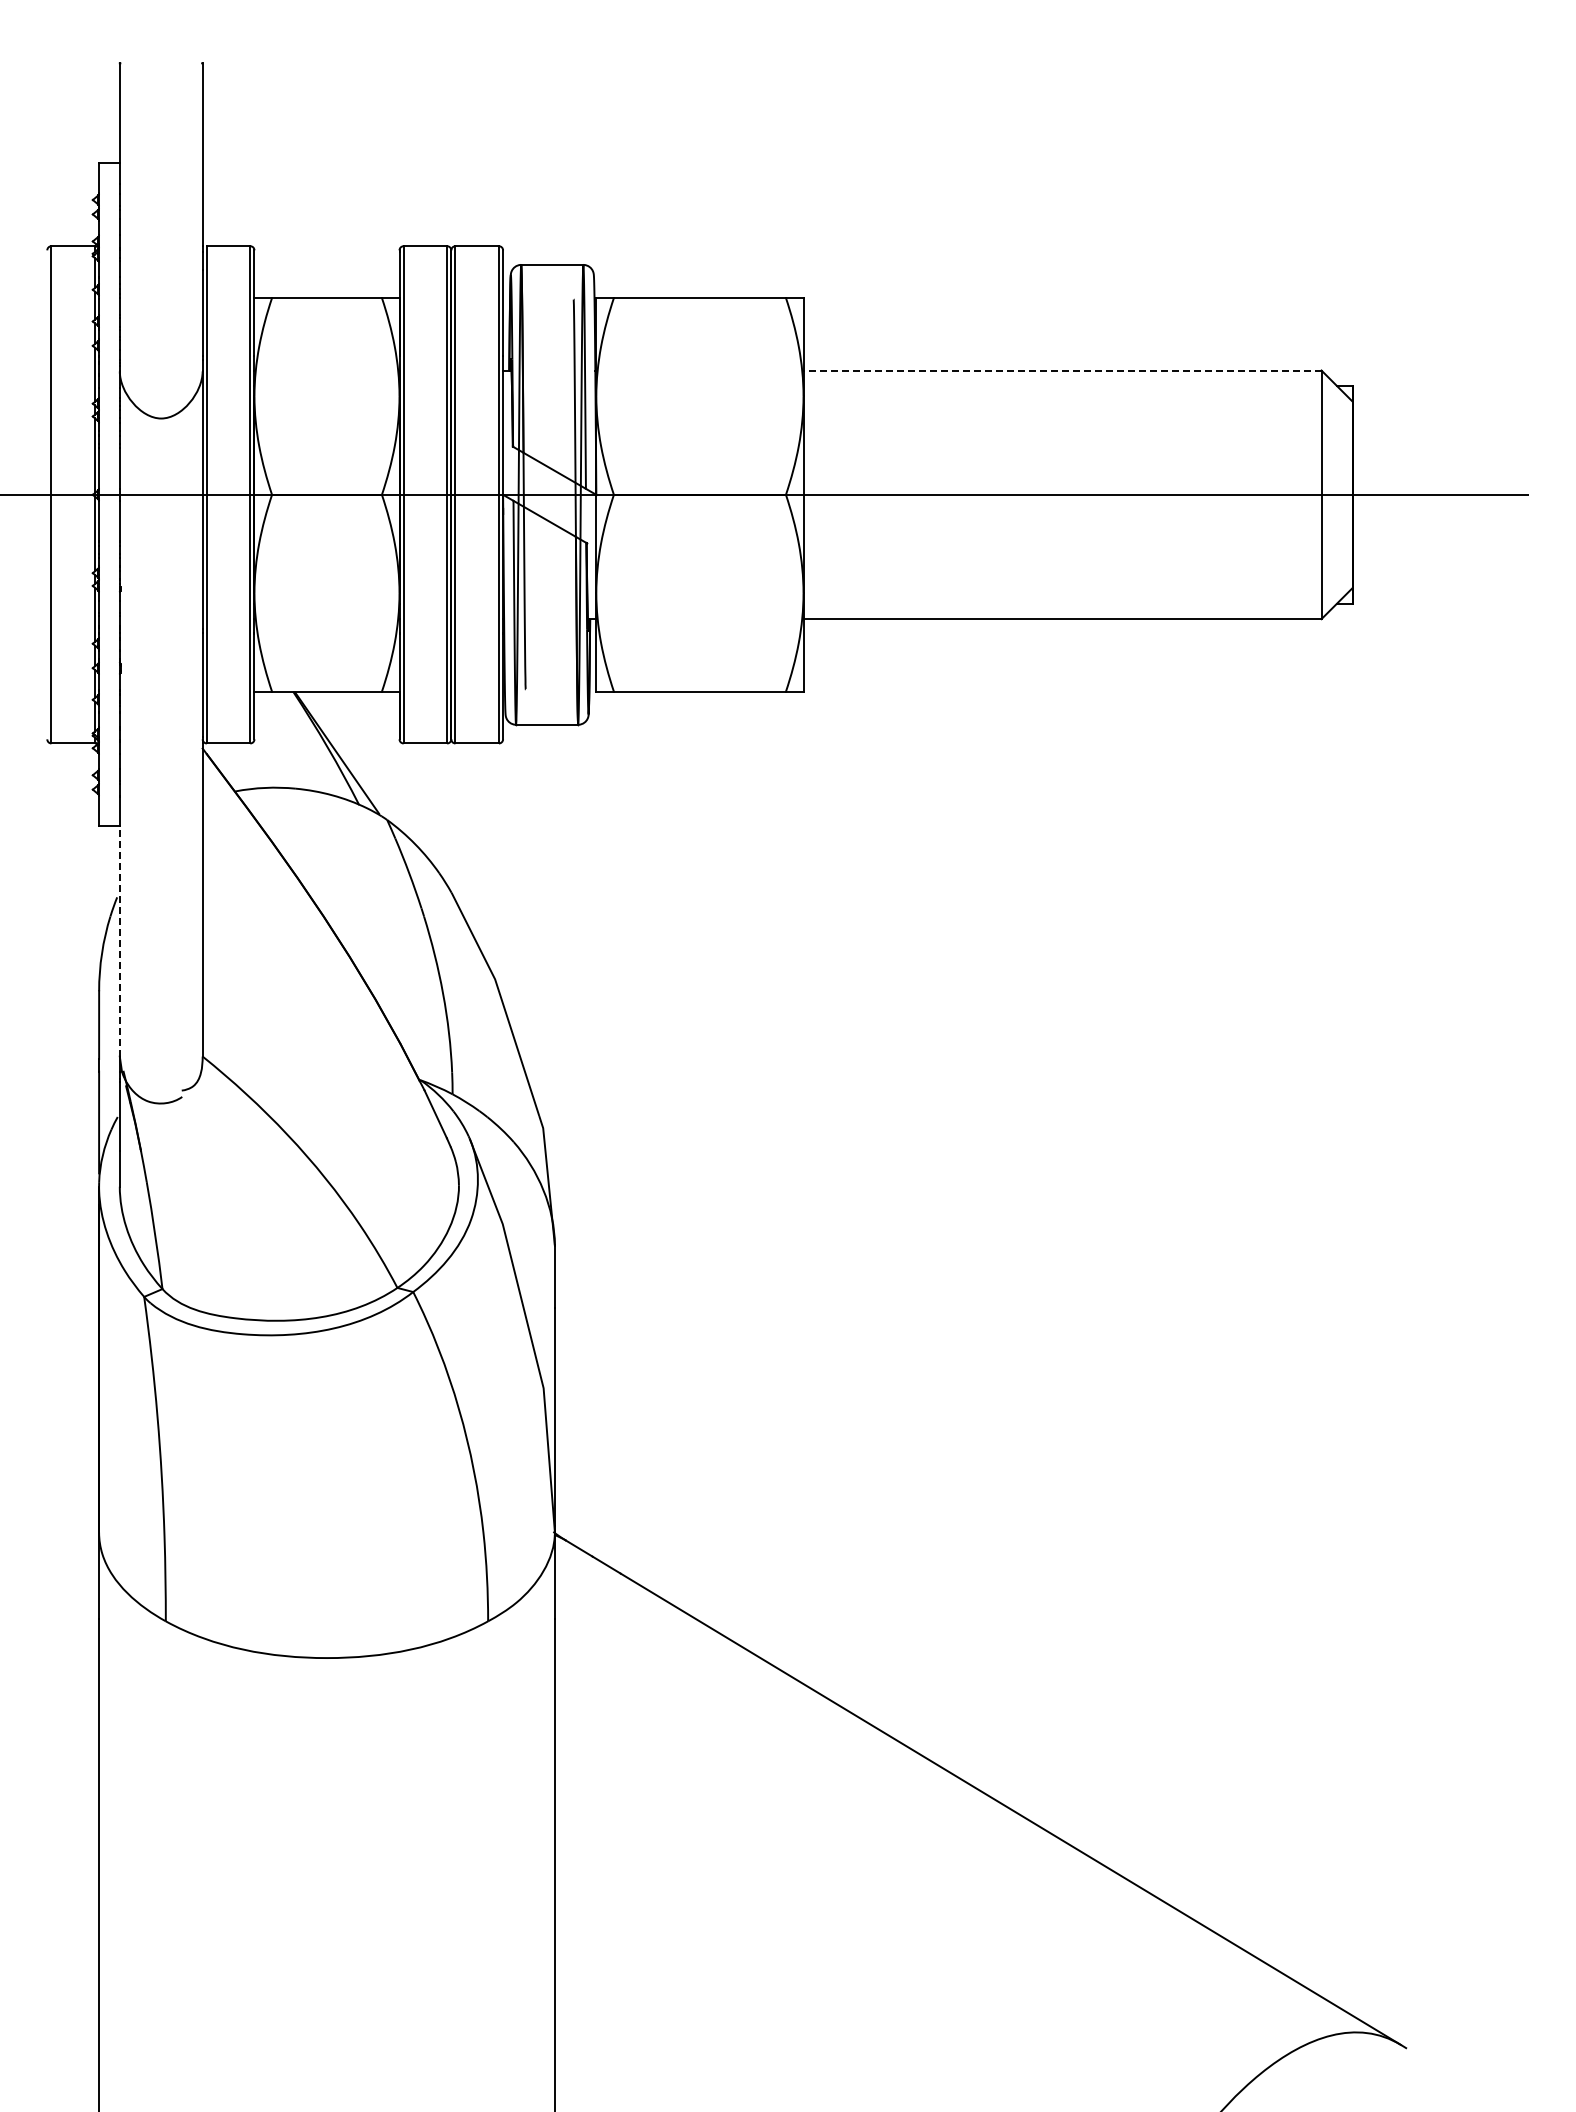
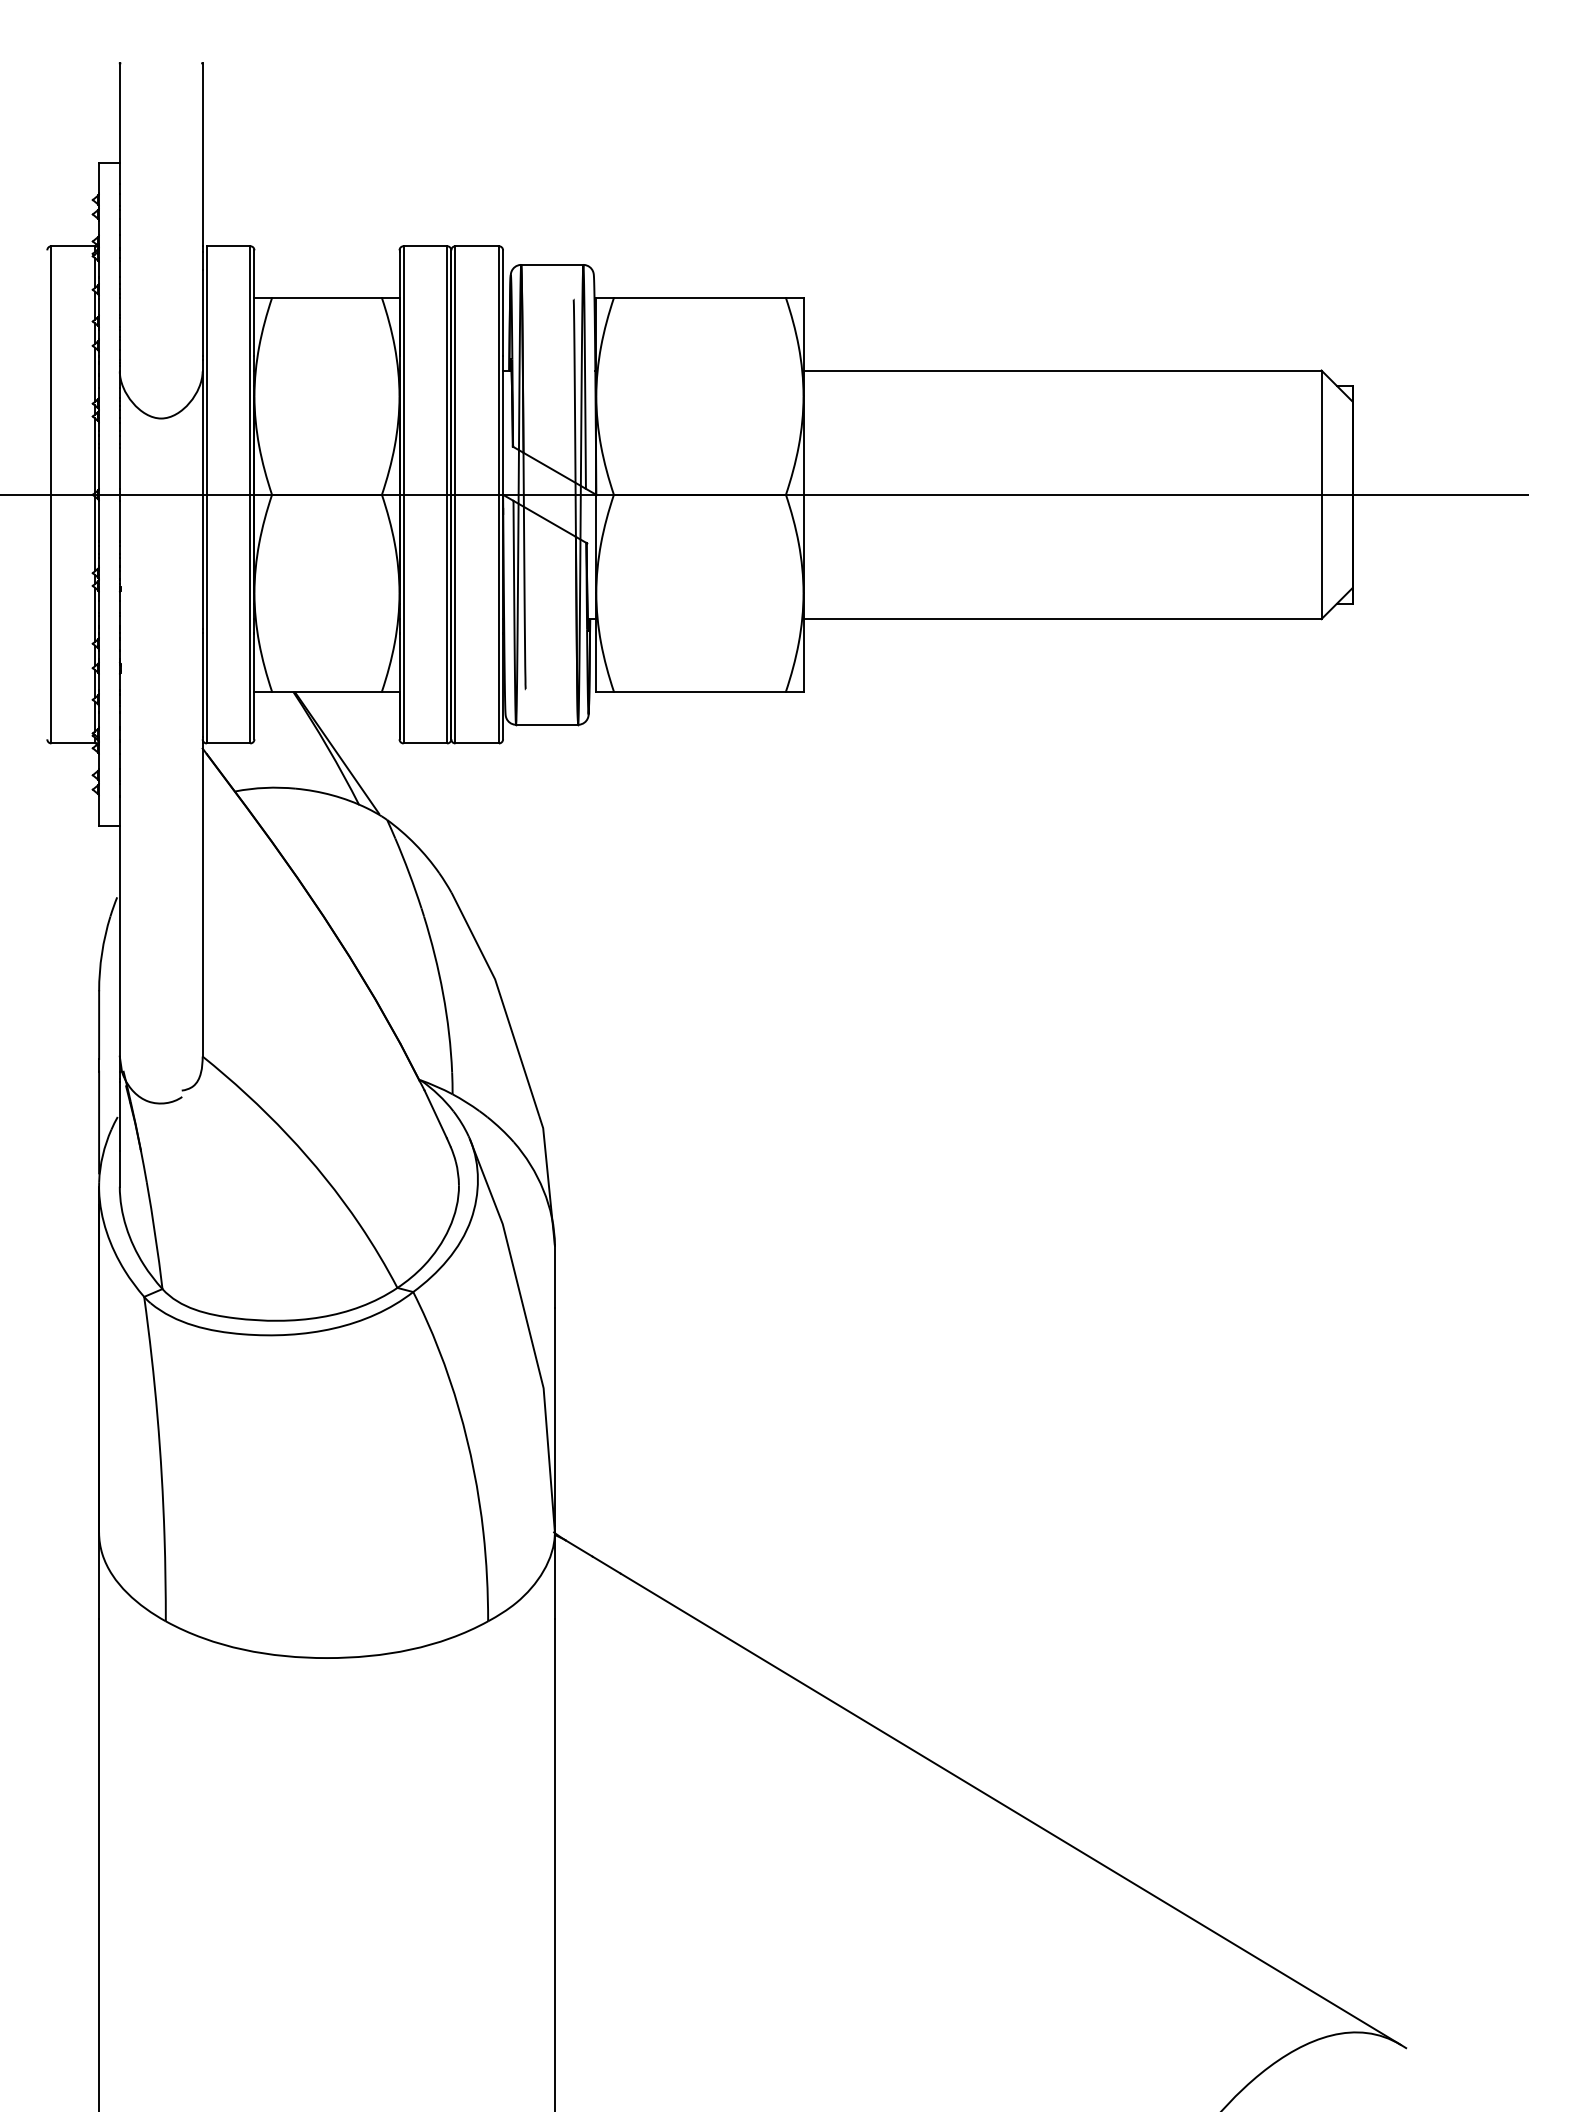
line: dashed -> solid (1062, 370)
line: dashed -> solid (119, 940)
